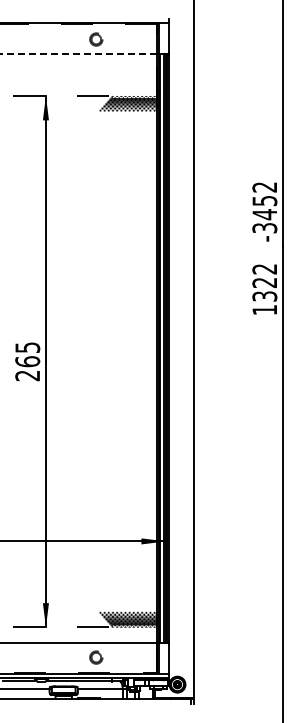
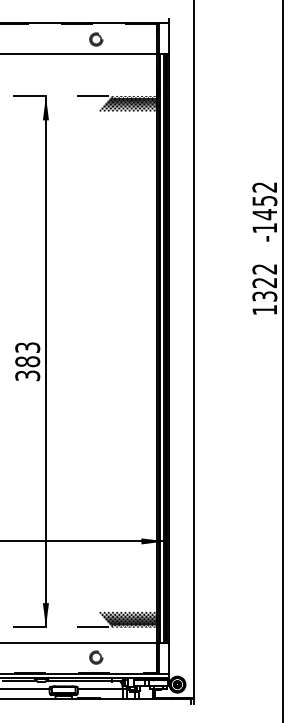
line: dashed -> solid (83, 54)
text: -3452 -> -1452 (264, 228)
text: 265 -> 383 (27, 361)
